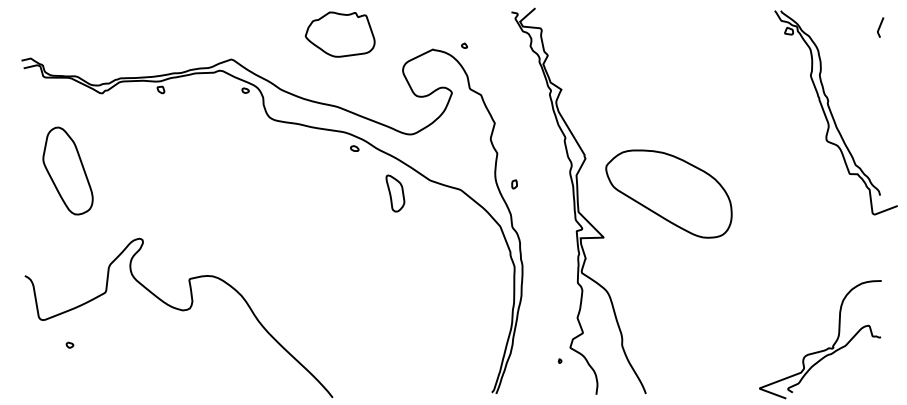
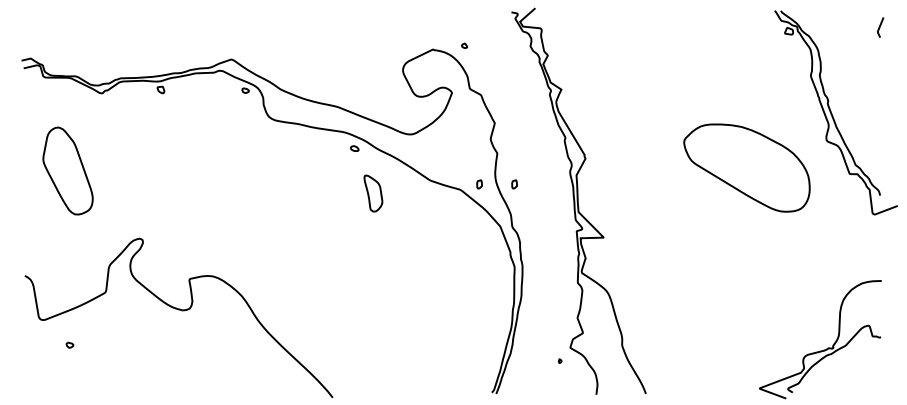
part: present -> none (339, 34)
part: none -> present (479, 184)
part position: (395, 193) -> (373, 193) (373, 193)
part position: (668, 193) -> (746, 167) (746, 167)
